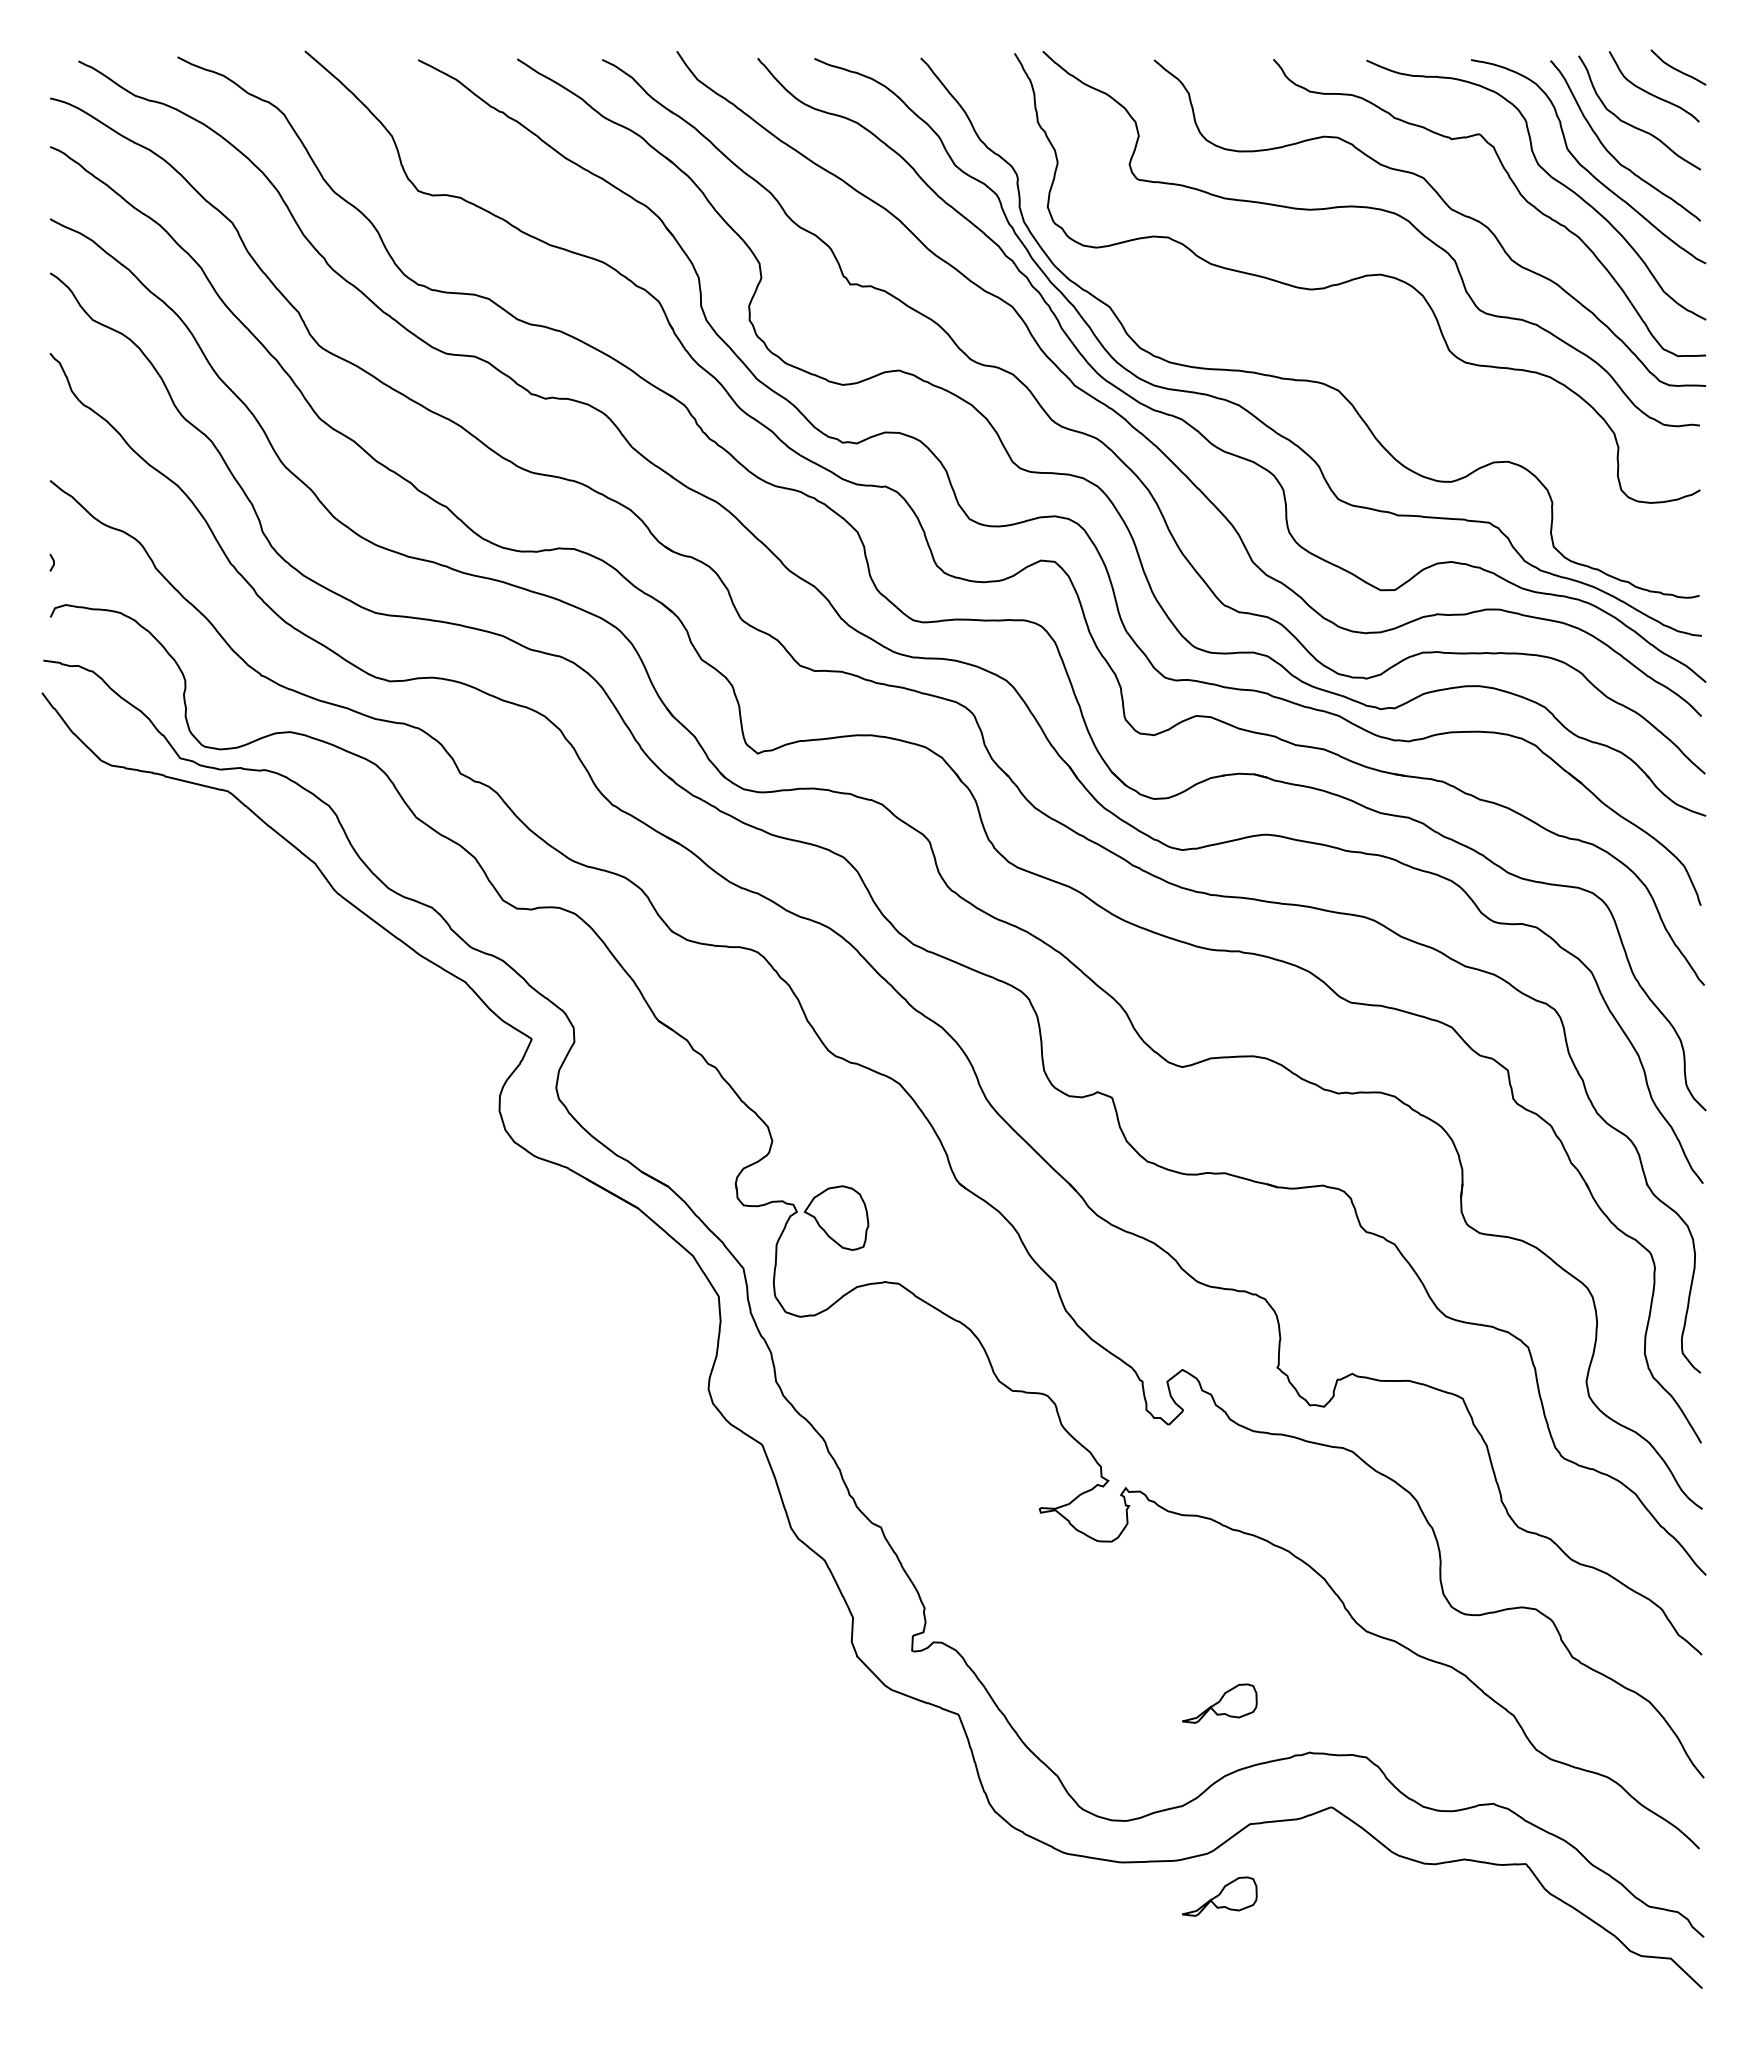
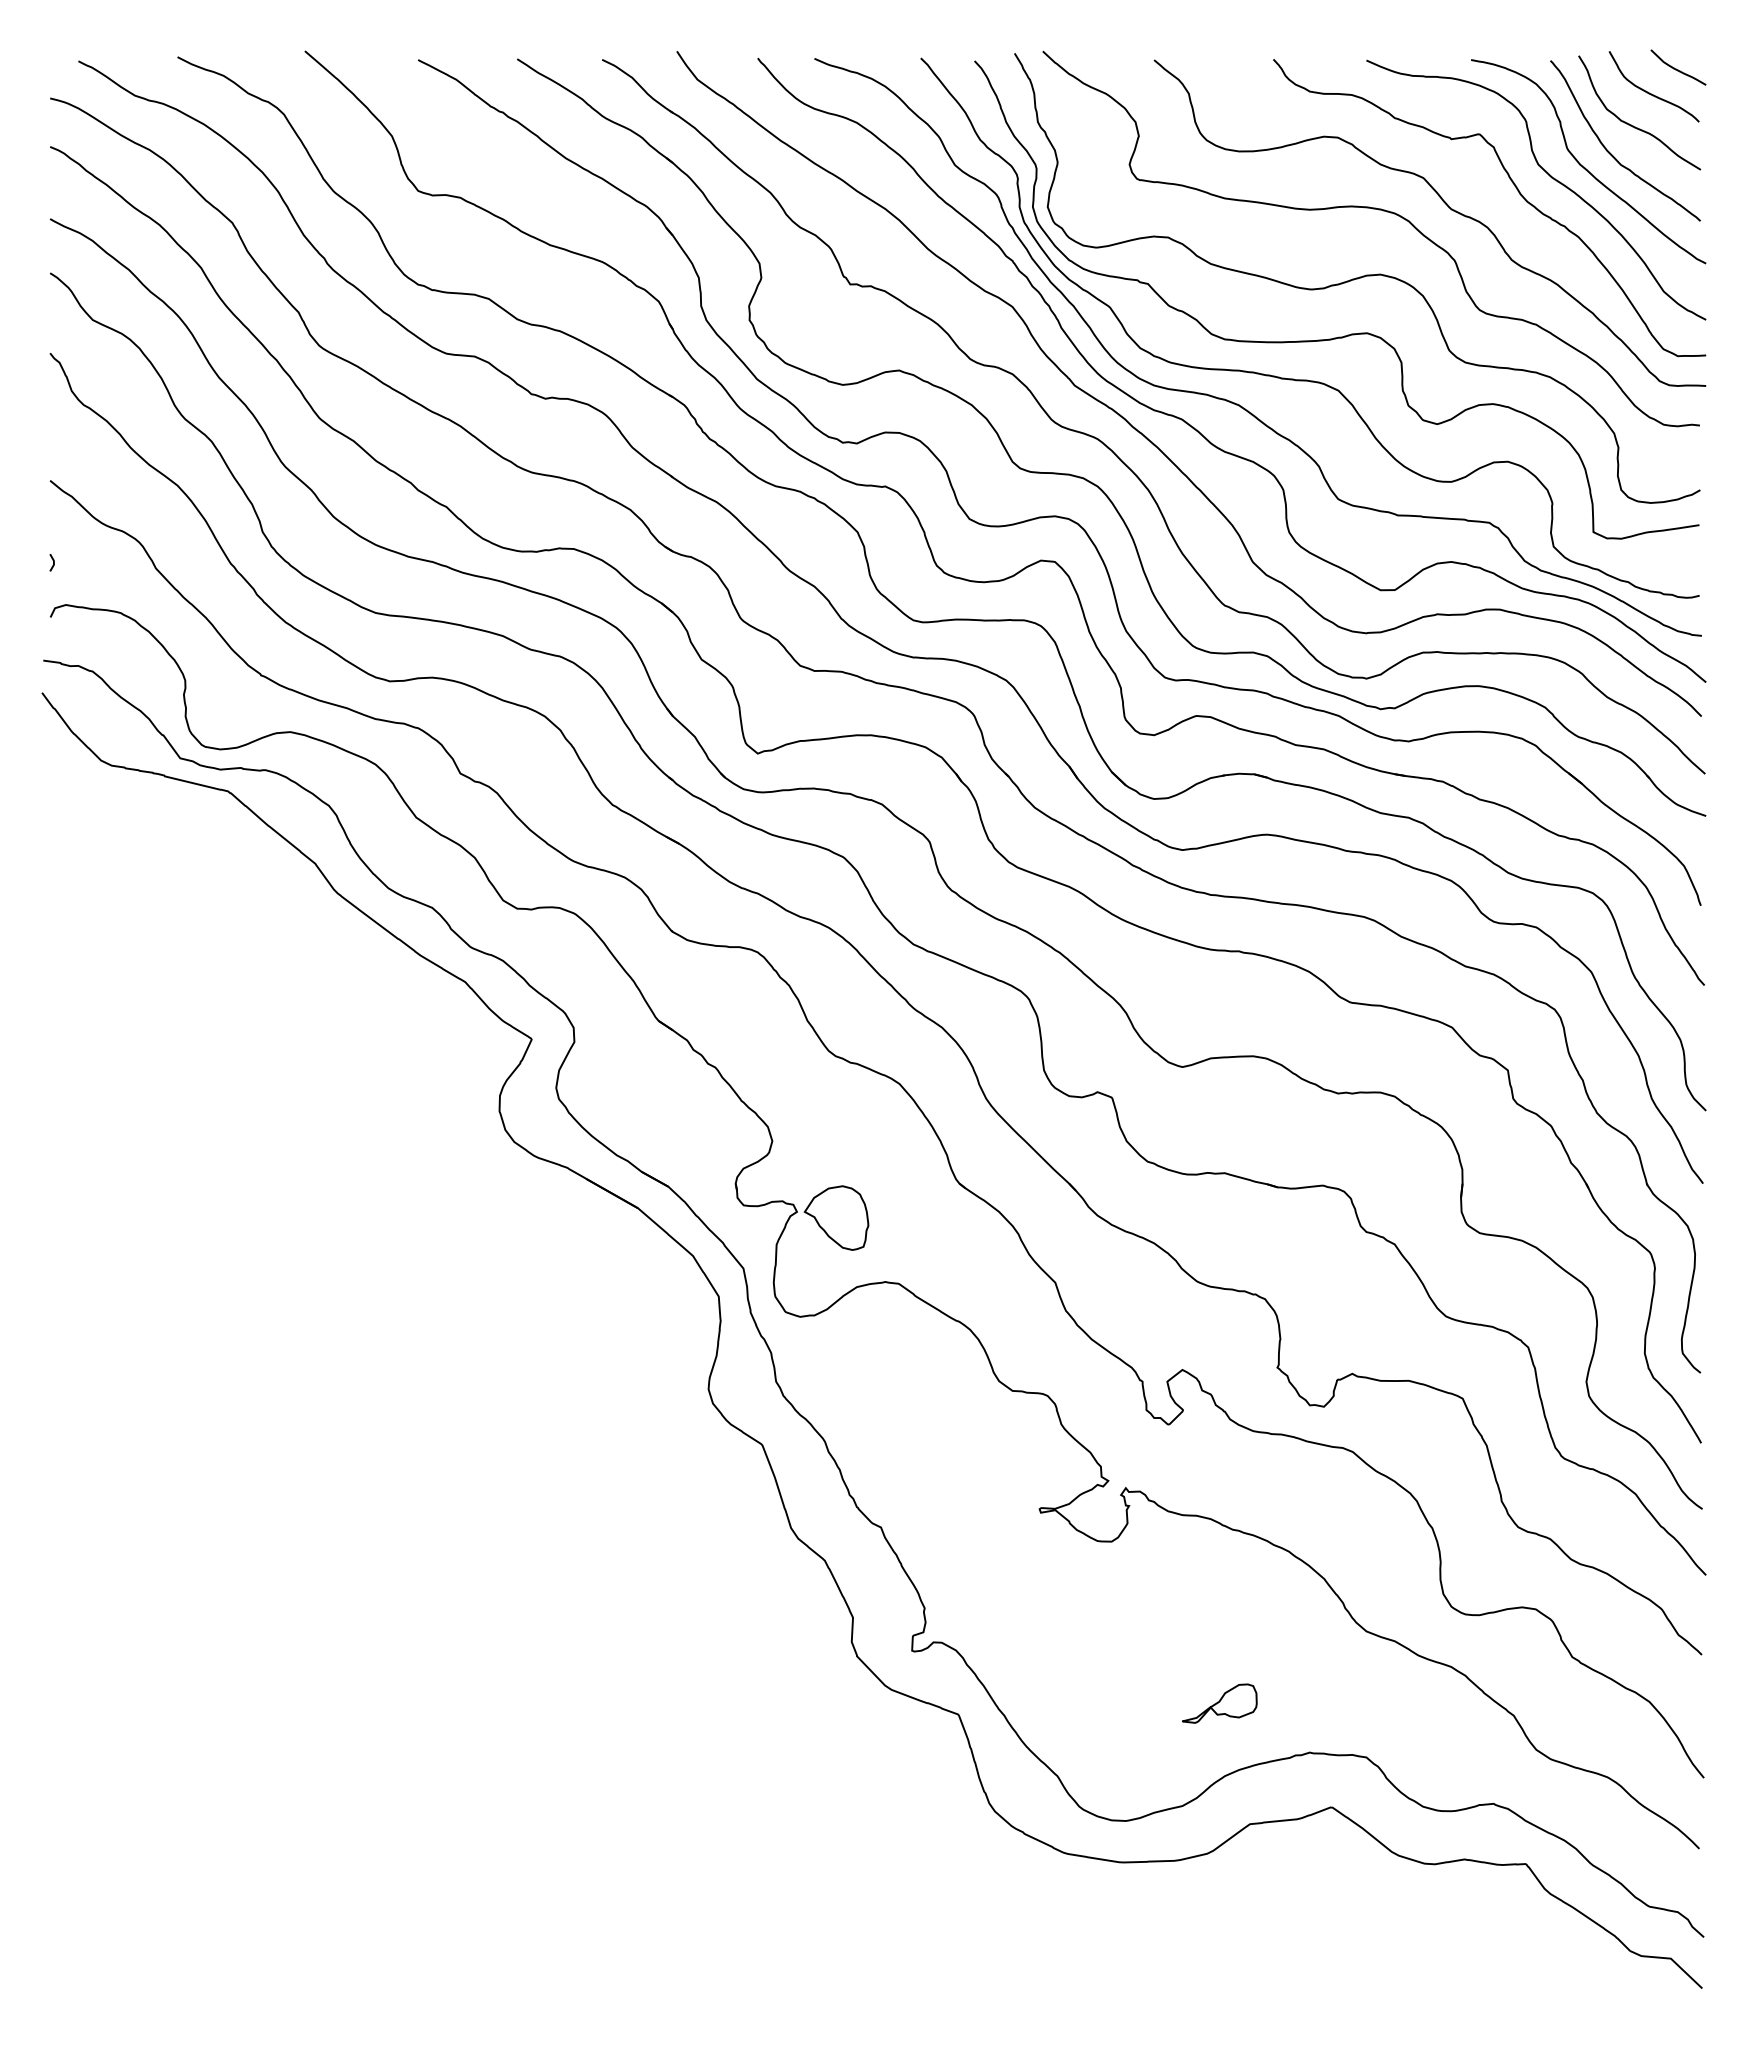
curve: none -> present (1347, 334)
part: present -> none (1219, 1896)
